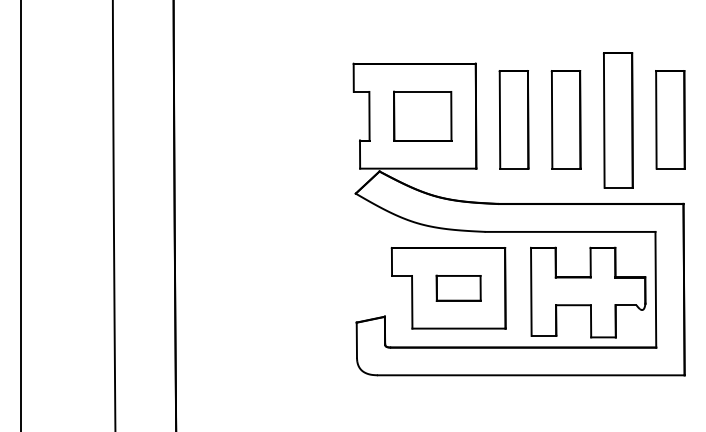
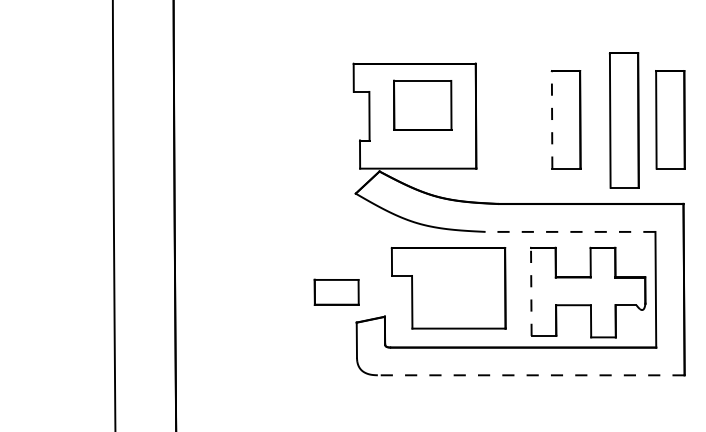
part position: (422, 115) -> (422, 104) (422, 104)
part: present -> none (513, 119)
line: solid -> dashed (552, 119)
part position: (618, 120) -> (624, 120) (624, 120)
line: present -> none (21, 215)
line: solid -> dashed (570, 231)
part position: (458, 287) -> (336, 291) (336, 291)
line: solid -> dashed (531, 292)
line: solid -> dashed (530, 375)
